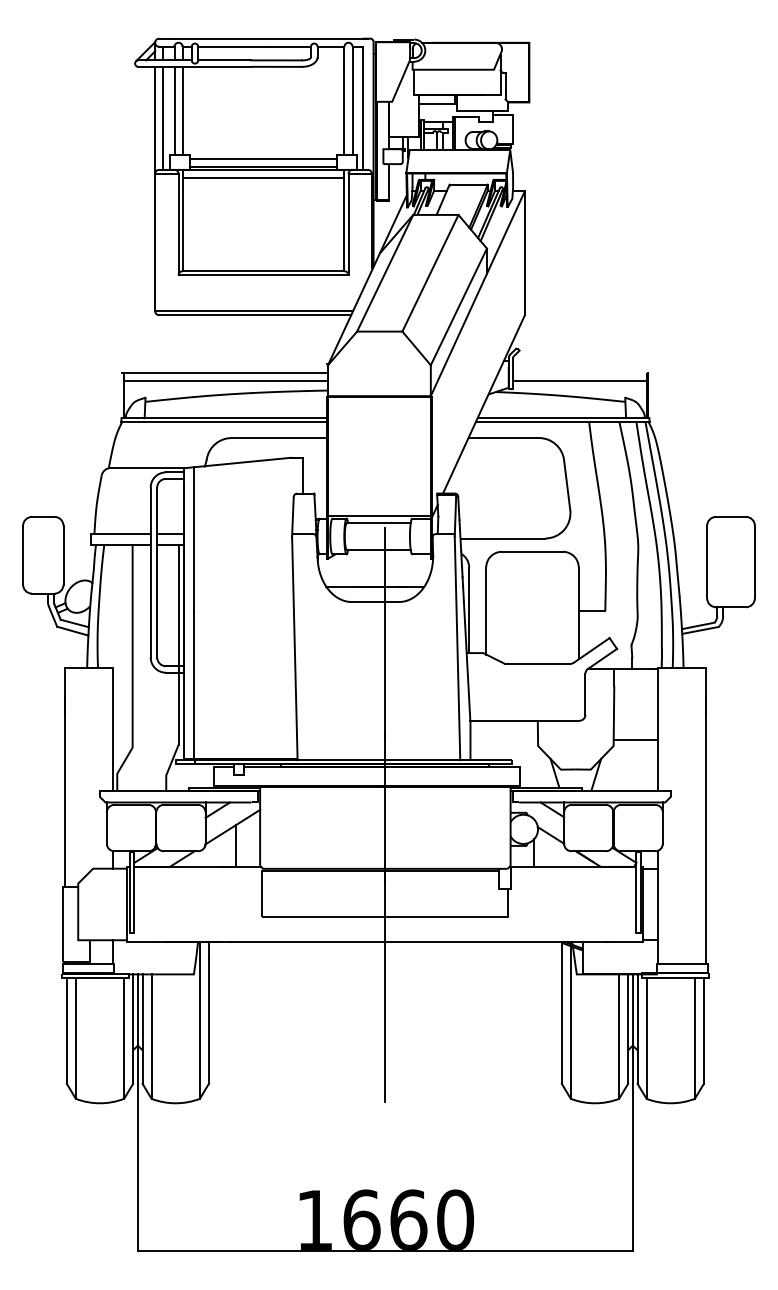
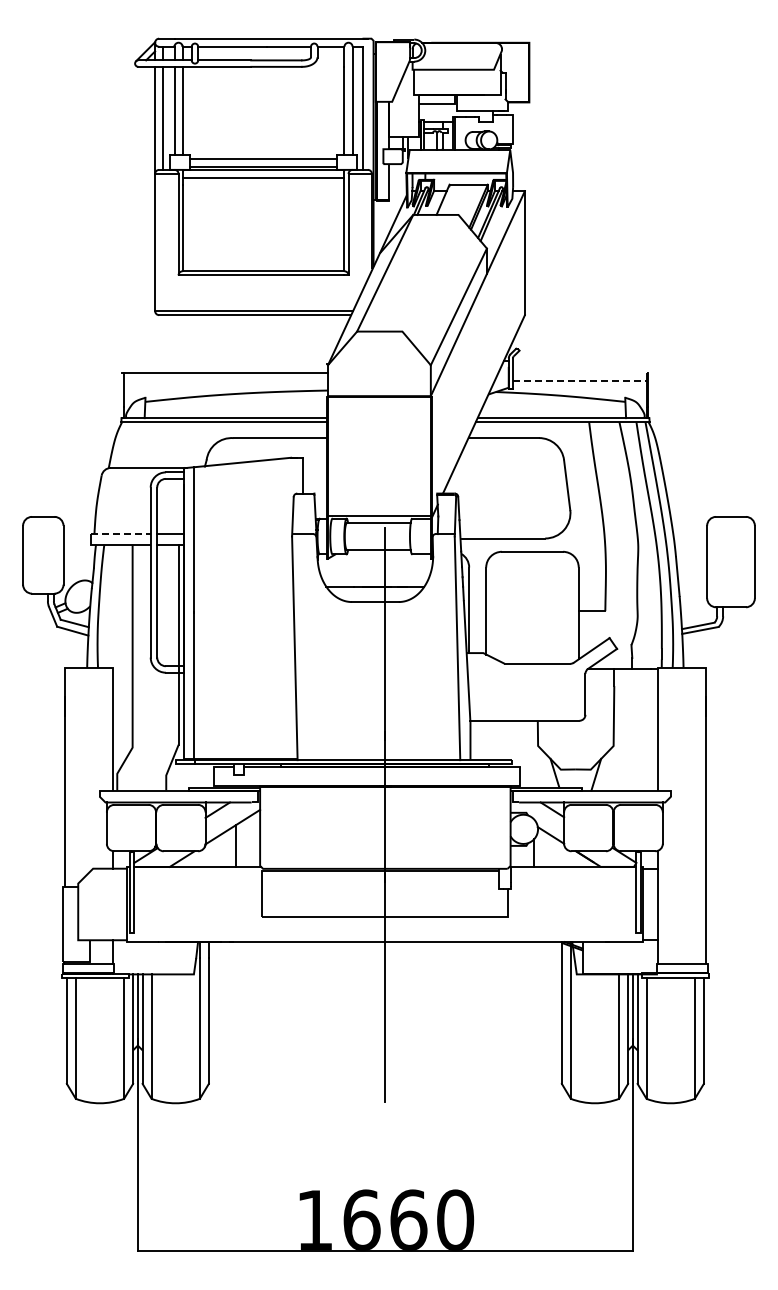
line: present -> none (430, 272)
line: present -> none (225, 381)
line: solid -> dashed (579, 381)
line: solid -> dashed (120, 533)
line: present -> none (635, 739)
